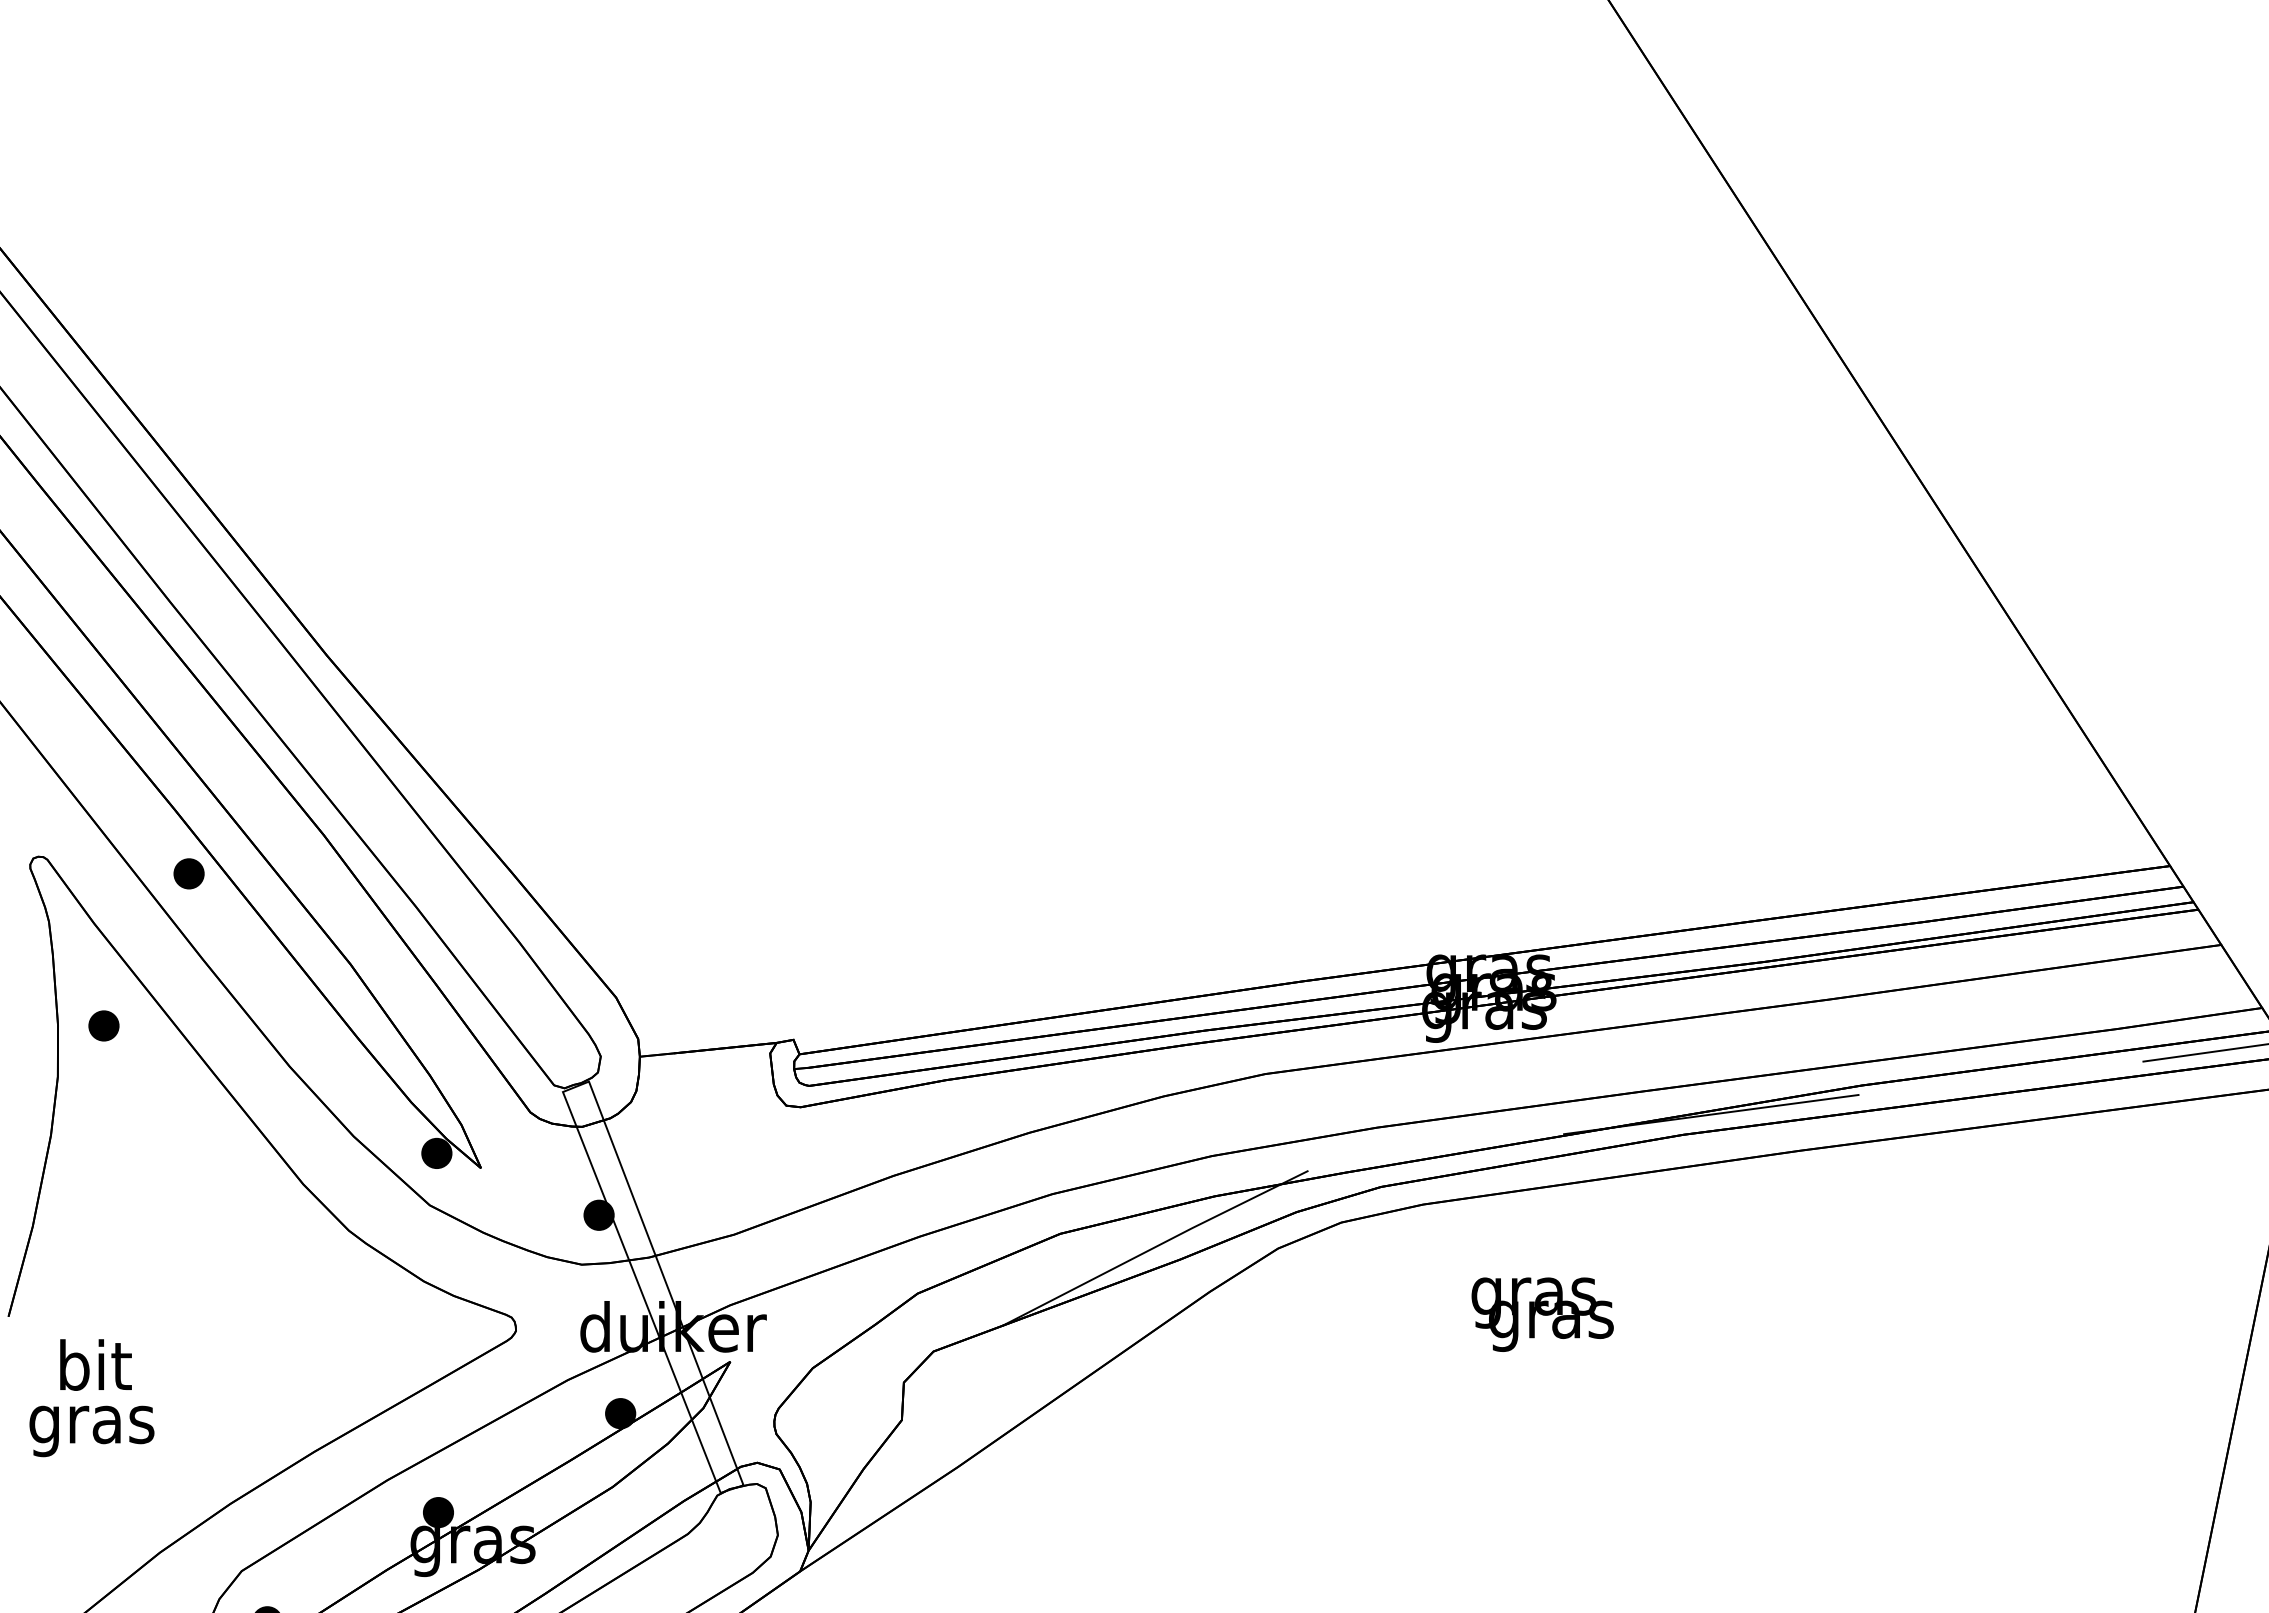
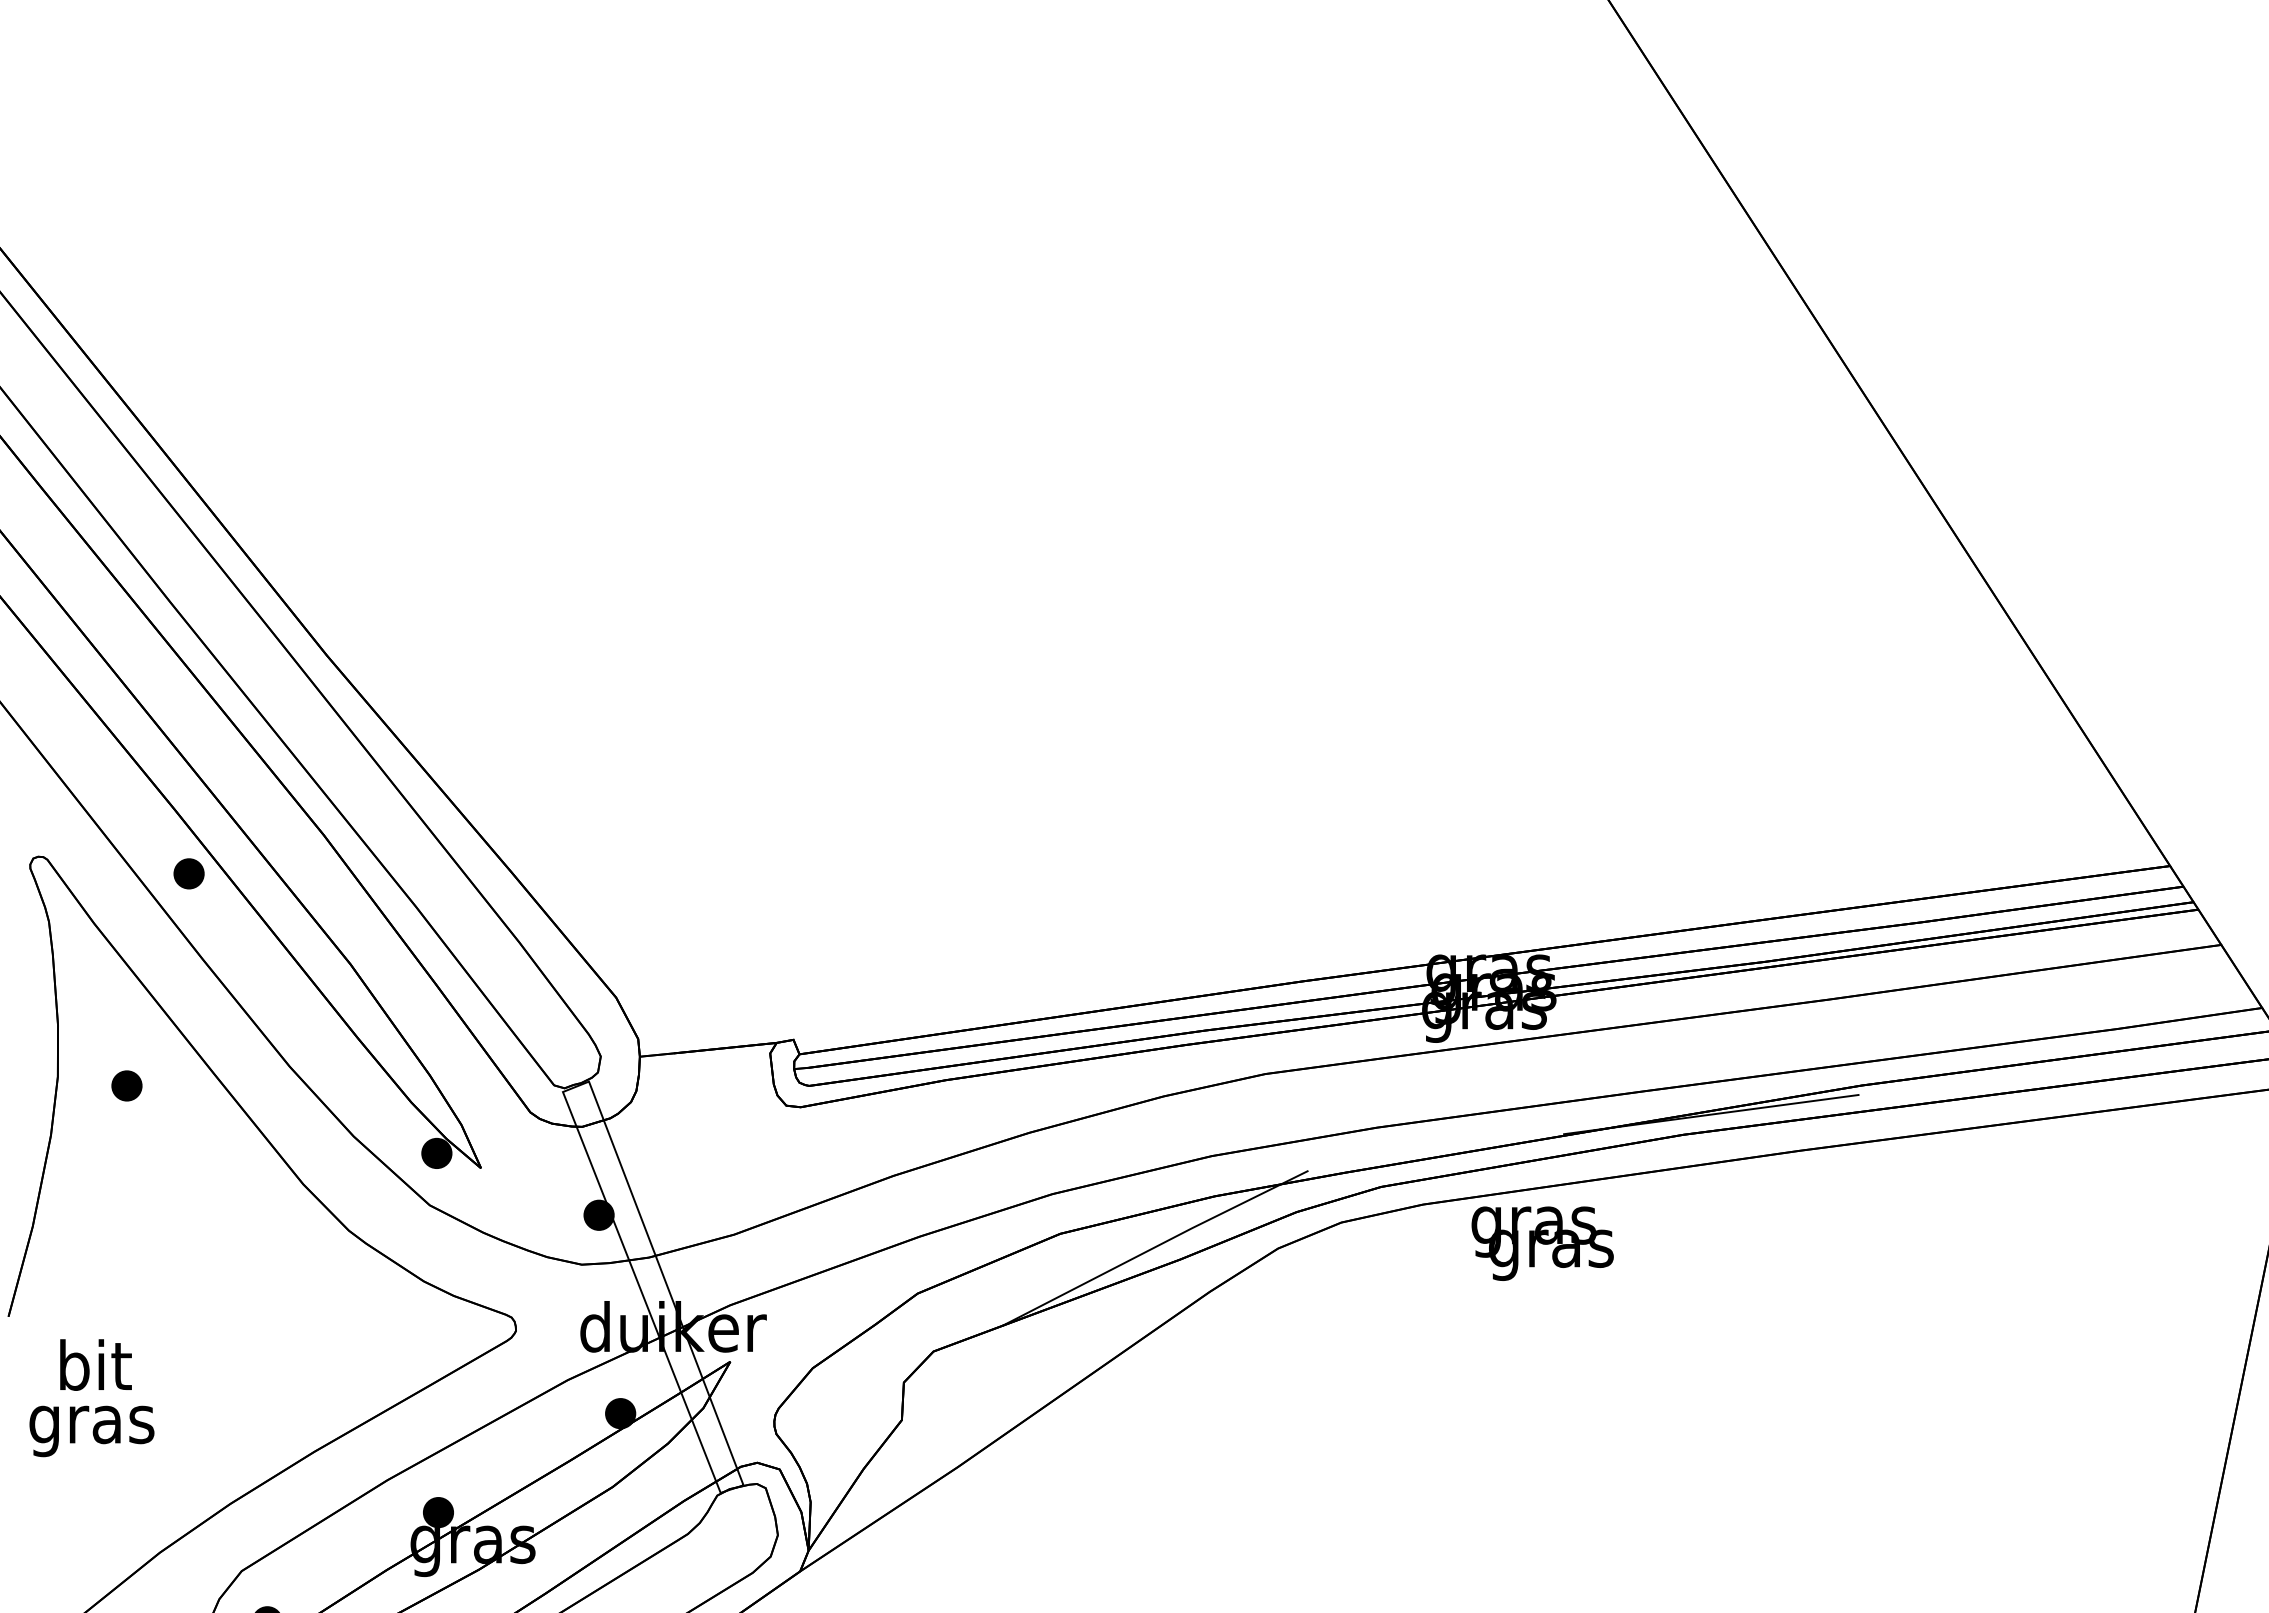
part position: (103, 1025) -> (126, 1085) (126, 1085)
line: present -> none (2204, 1052)
text position: (1542, 1314) -> (1542, 1243) (1542, 1243)
